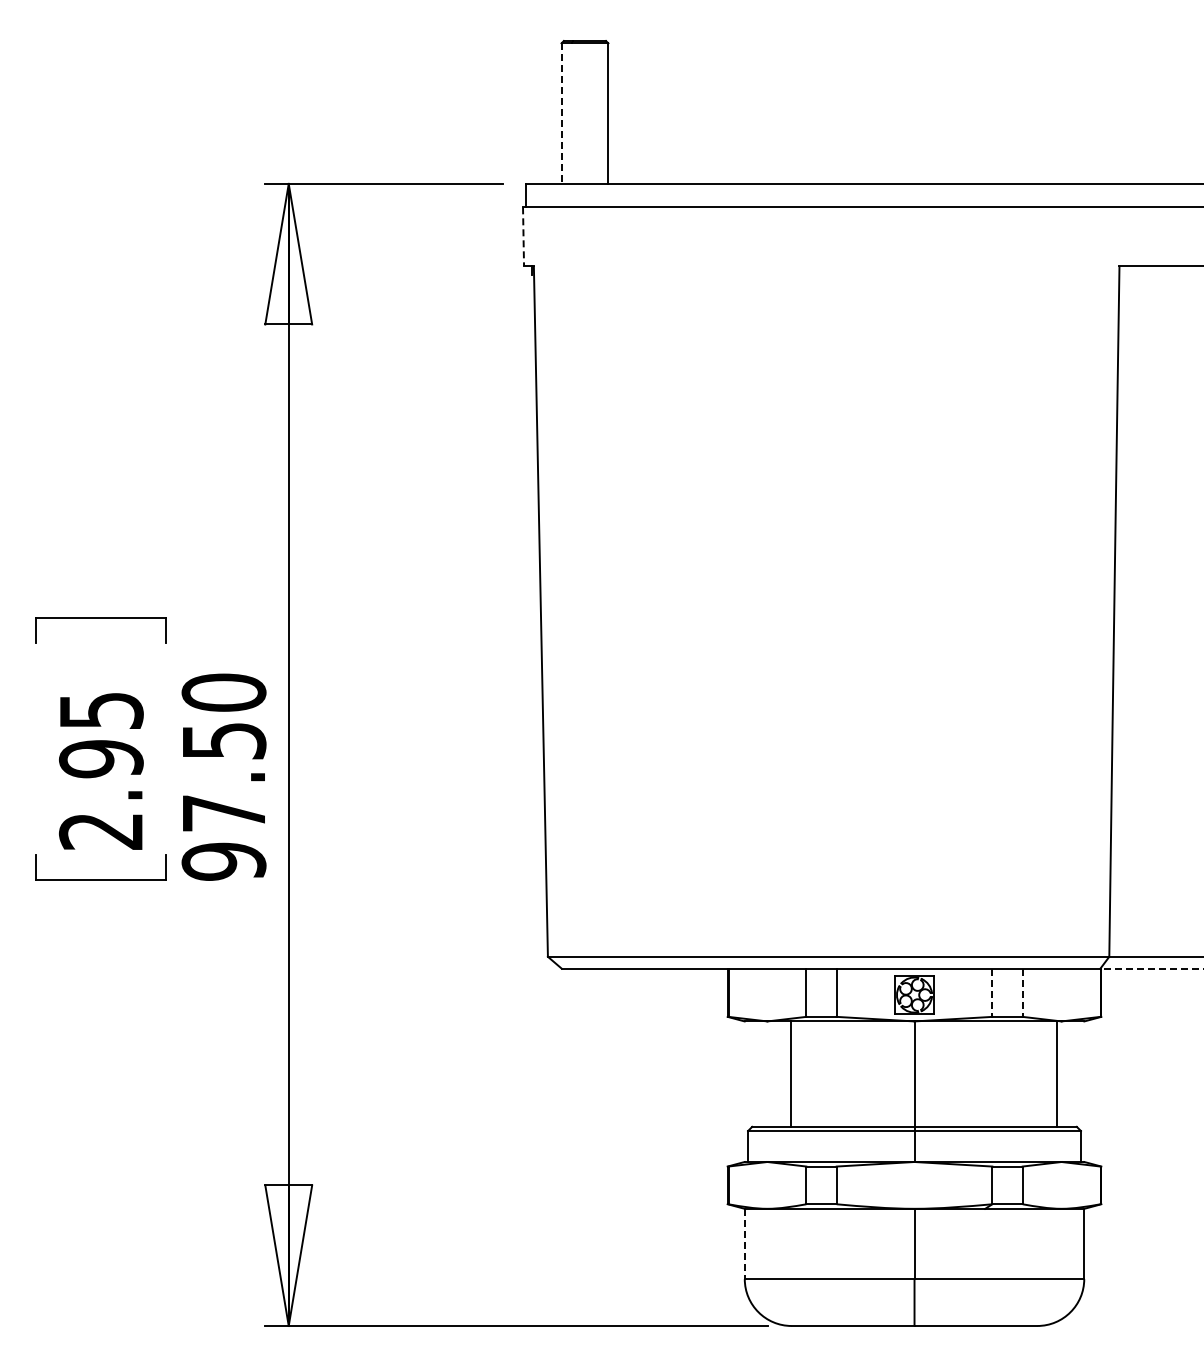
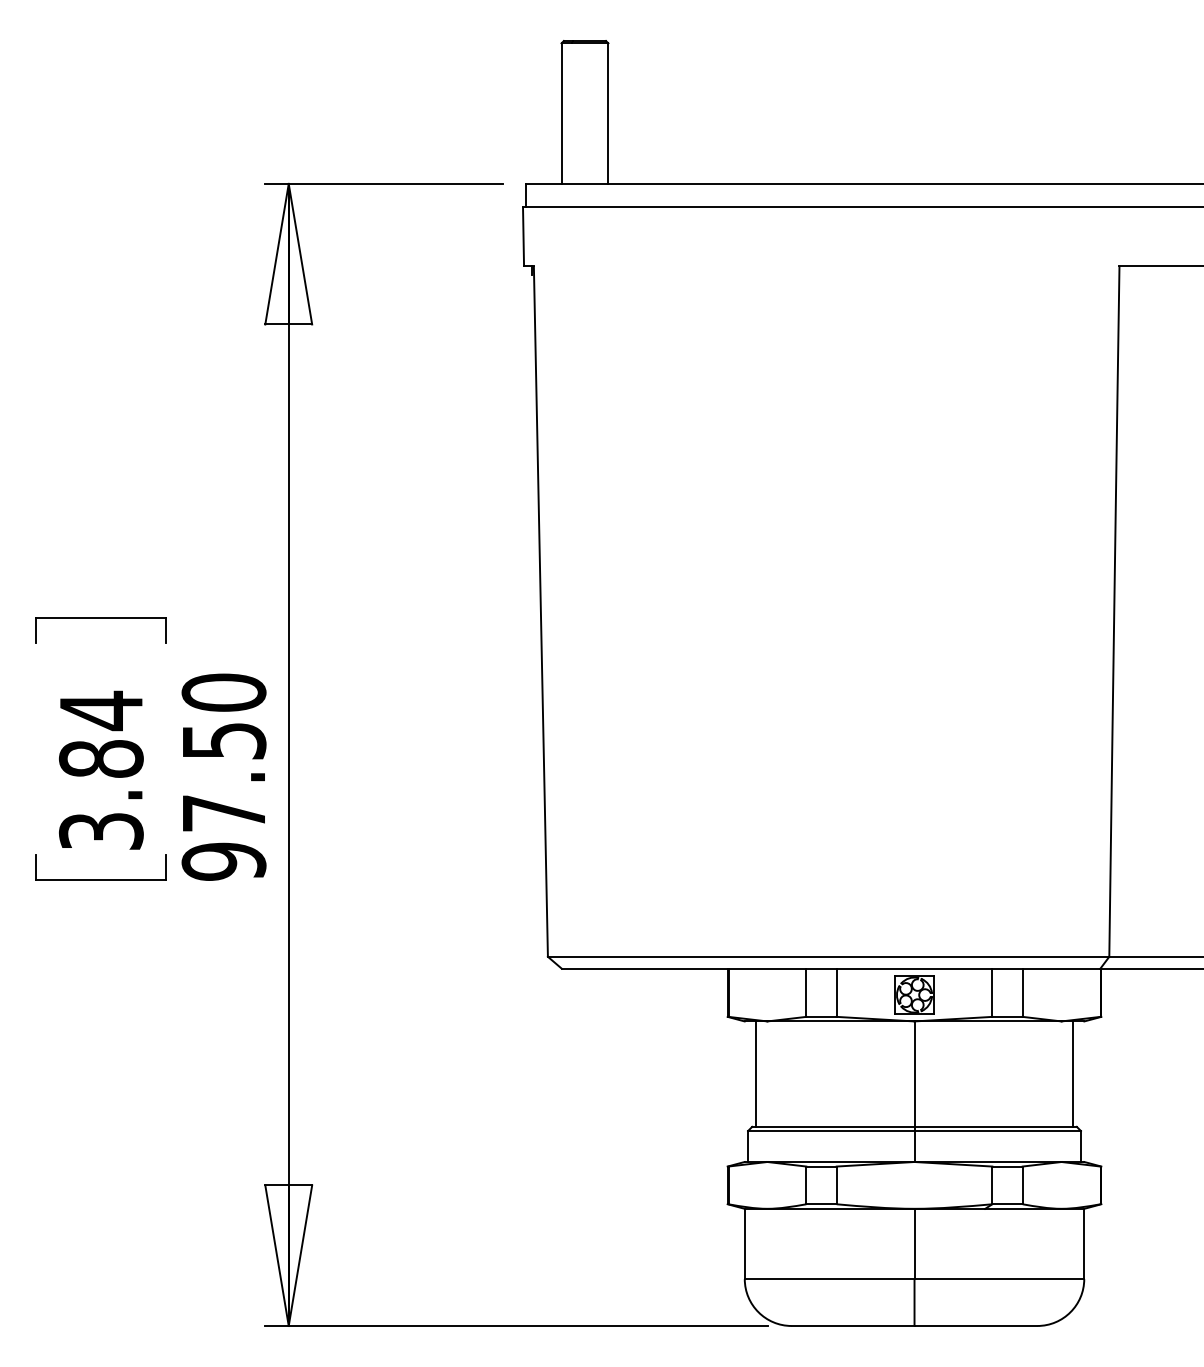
line: dashed -> solid (561, 114)
line: dashed -> solid (523, 237)
text: 2.95 -> 3.84 (101, 769)
line: dashed -> solid (1151, 968)
line: dashed -> solid (992, 993)
line: dashed -> solid (1022, 993)
line position: (791, 1073) -> (756, 1073) (756, 1073)
line position: (1056, 1073) -> (1072, 1073) (1072, 1073)
line: dashed -> solid (744, 1244)
